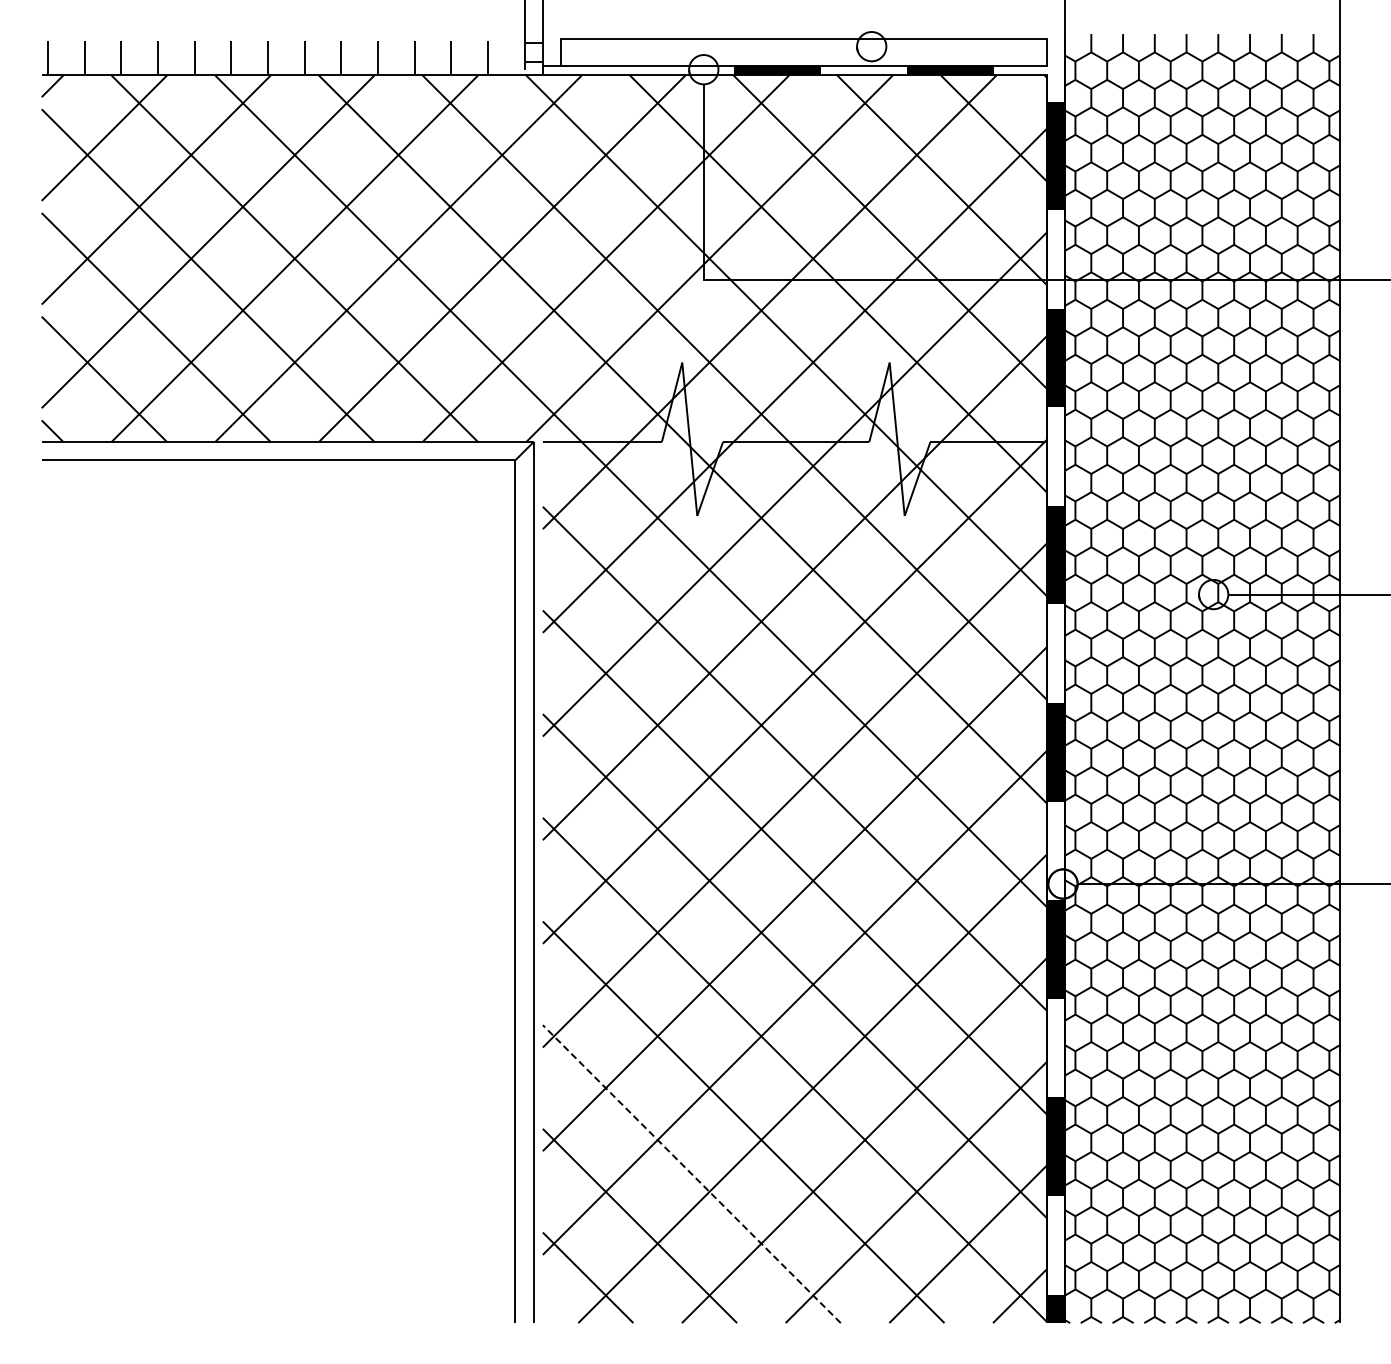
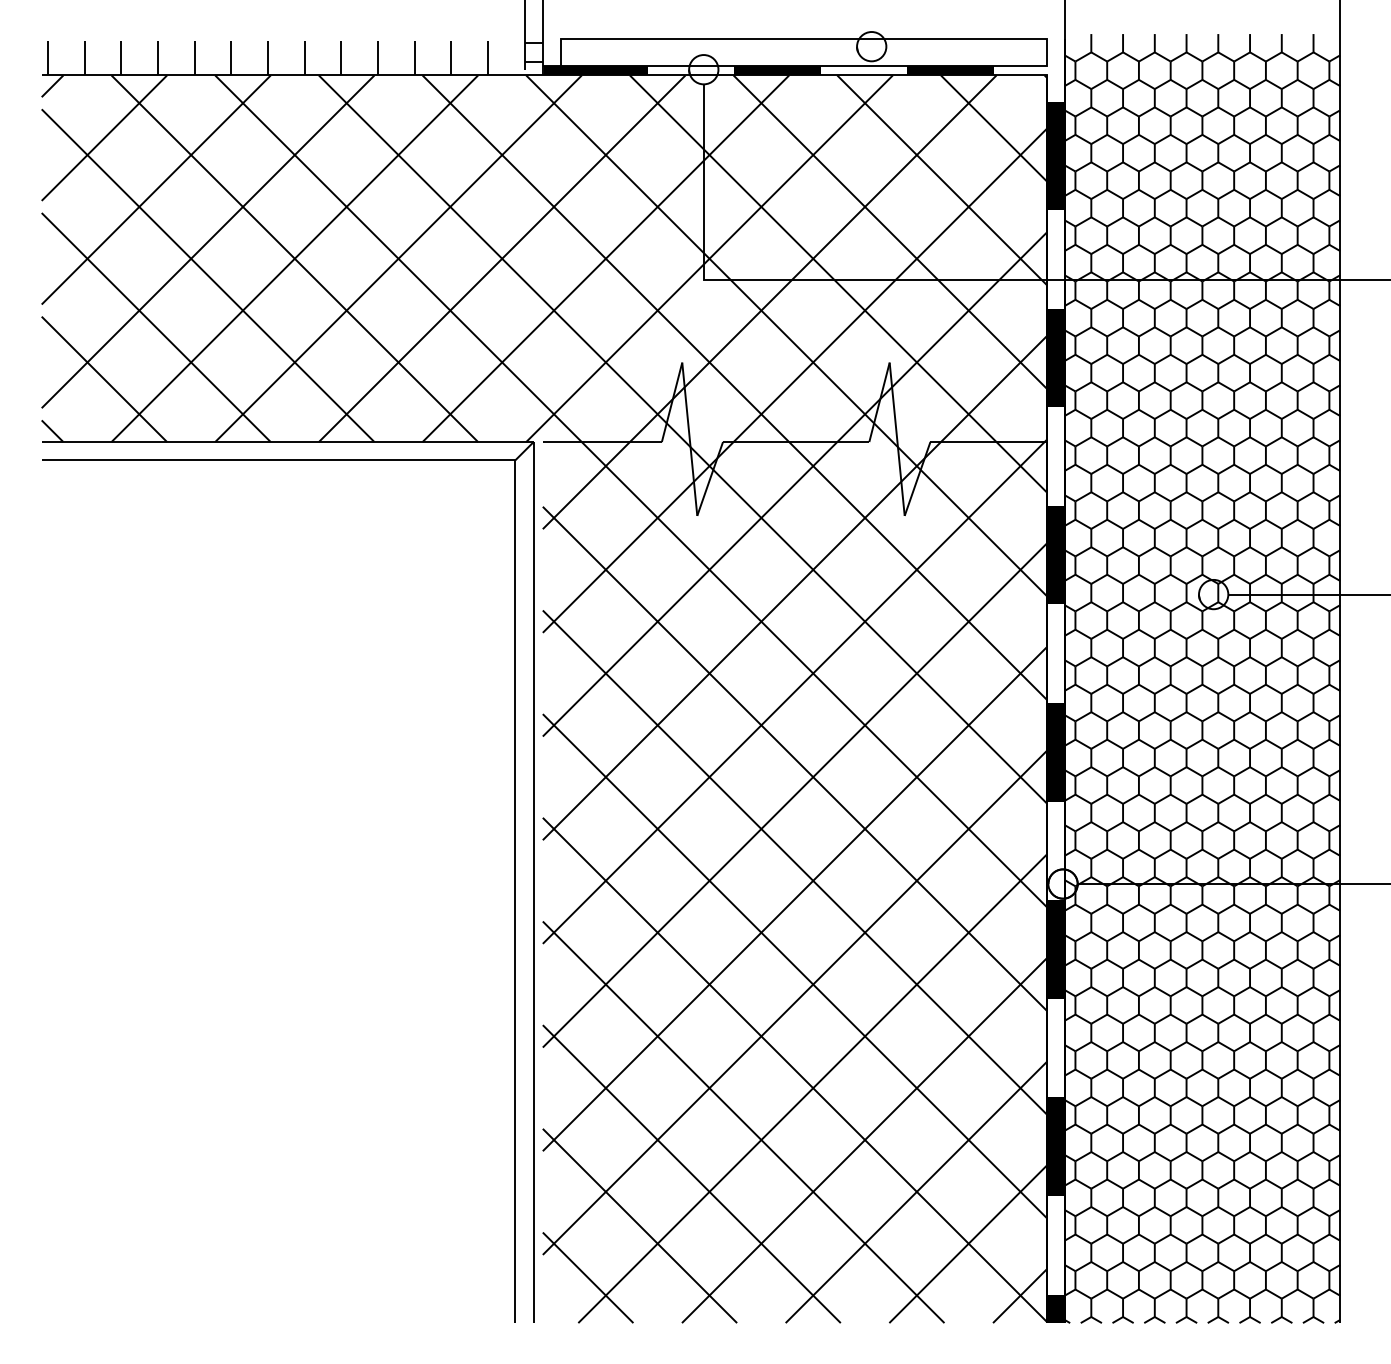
fill: none -> present (595, 70)
line: dashed -> solid (691, 1174)
